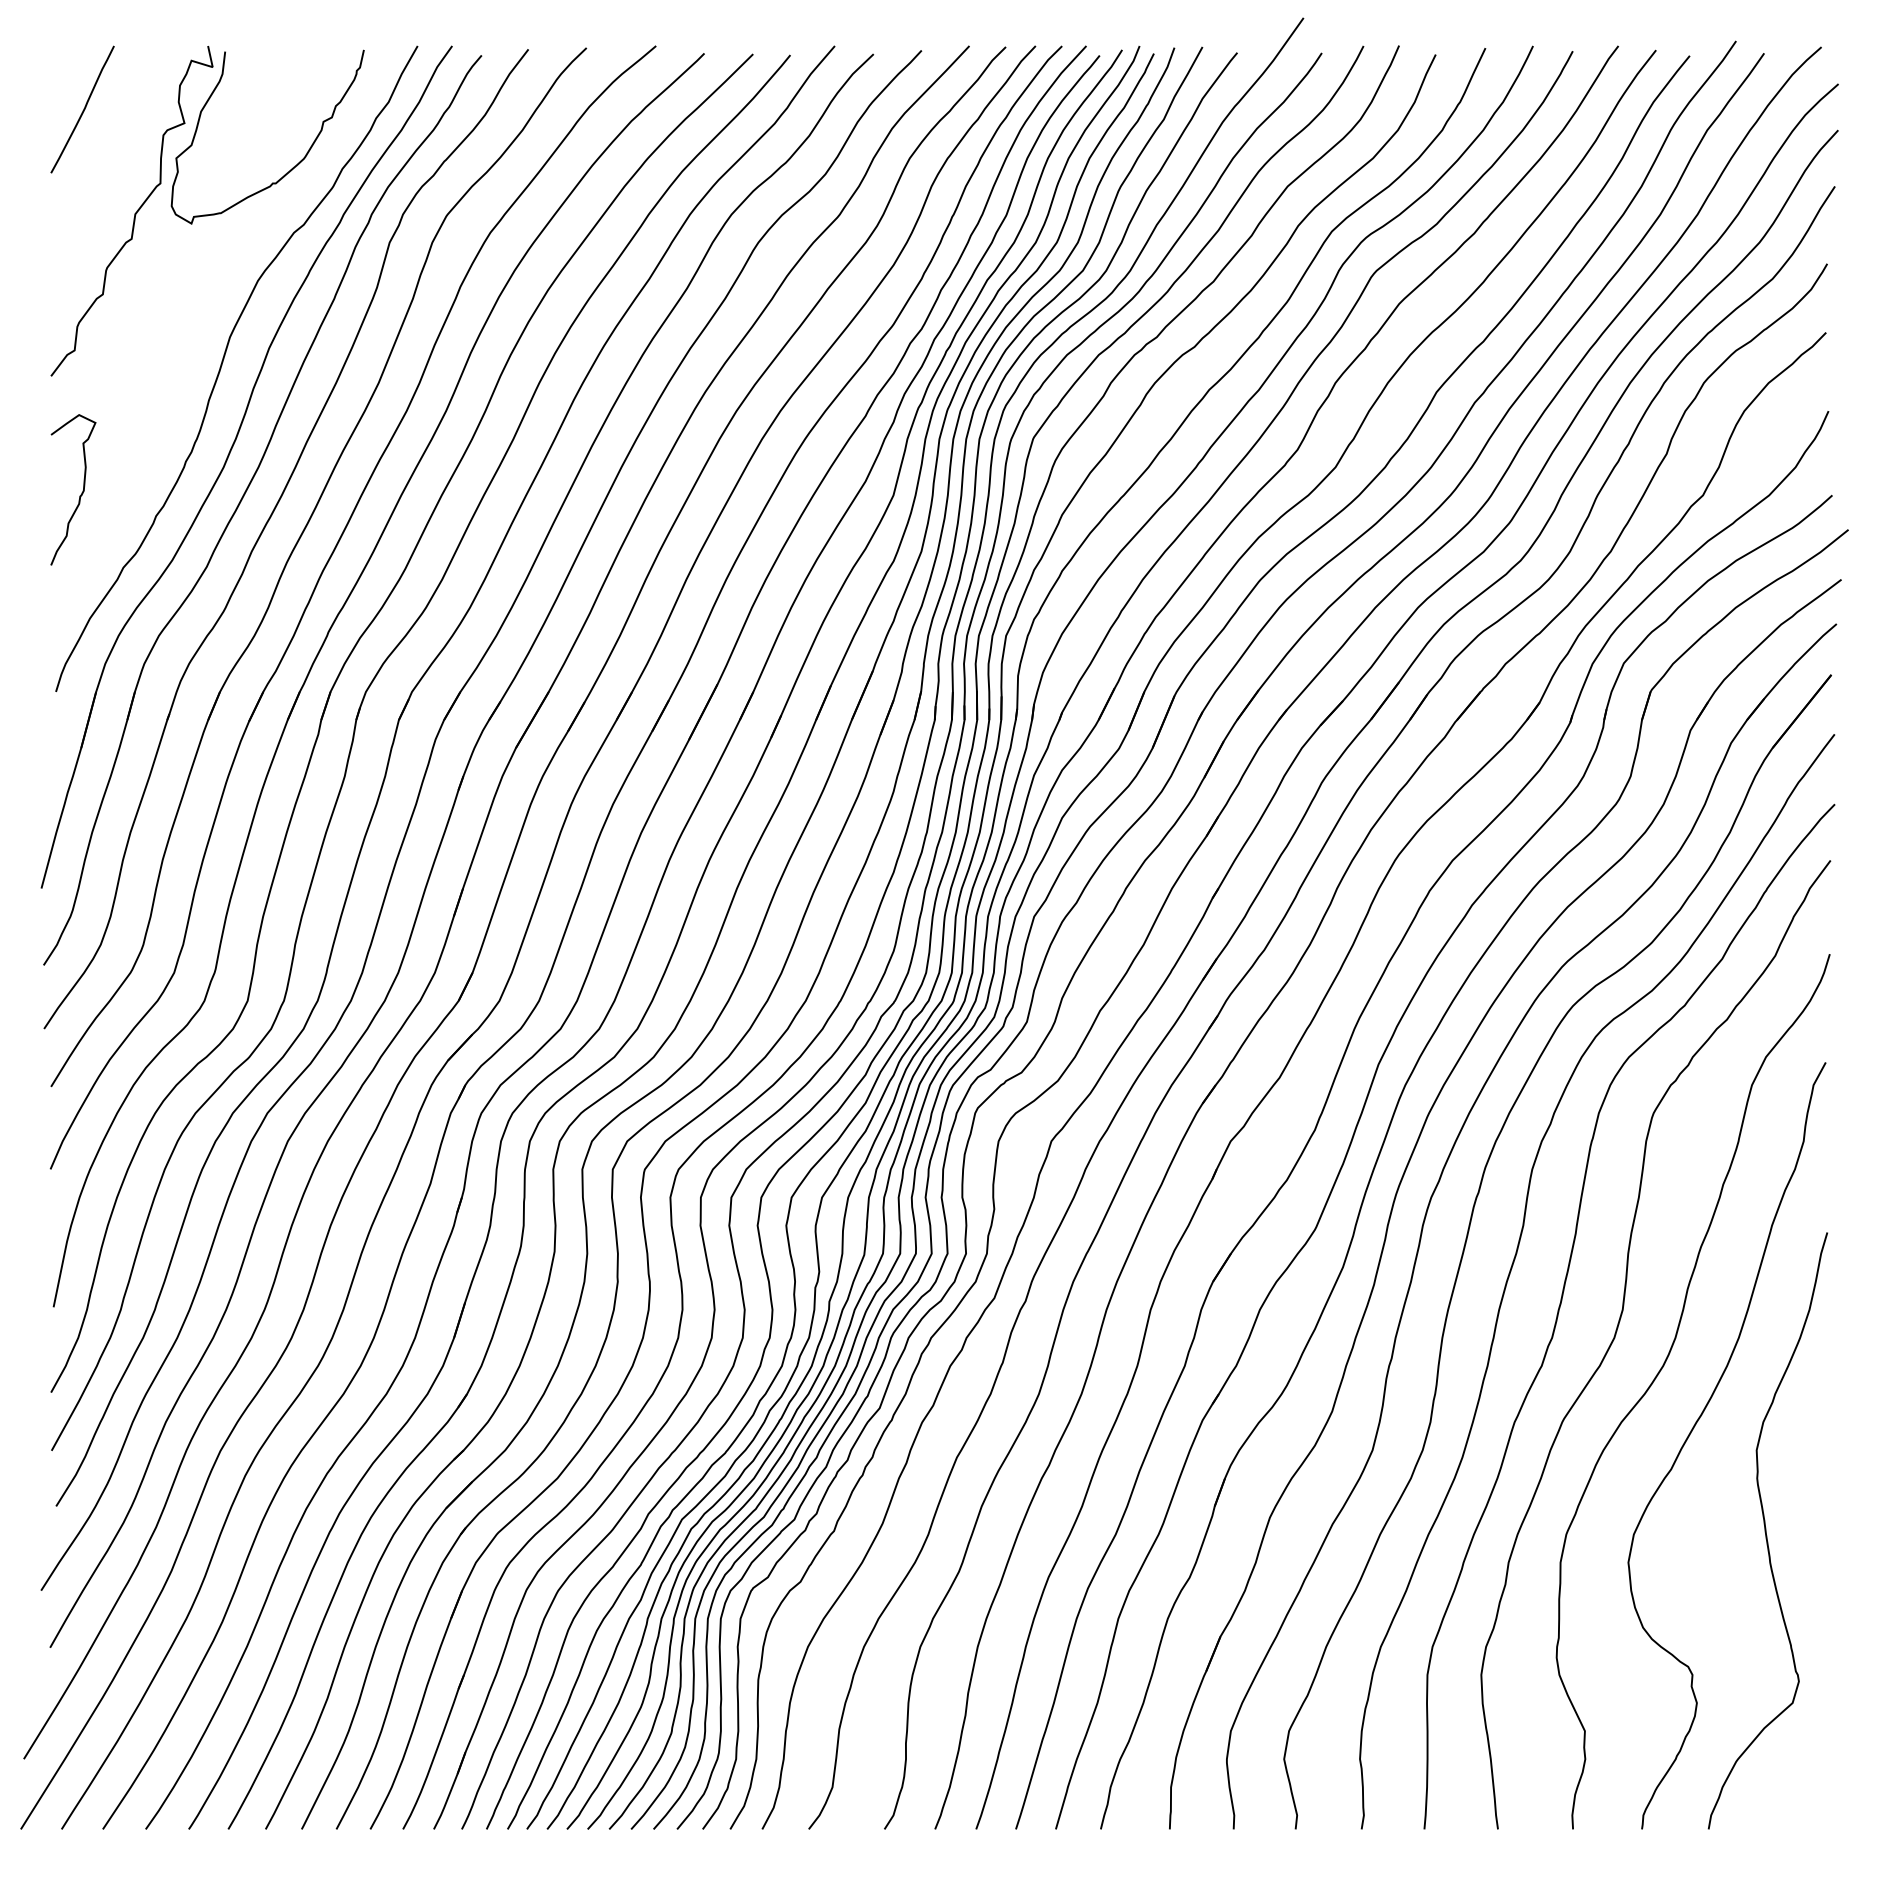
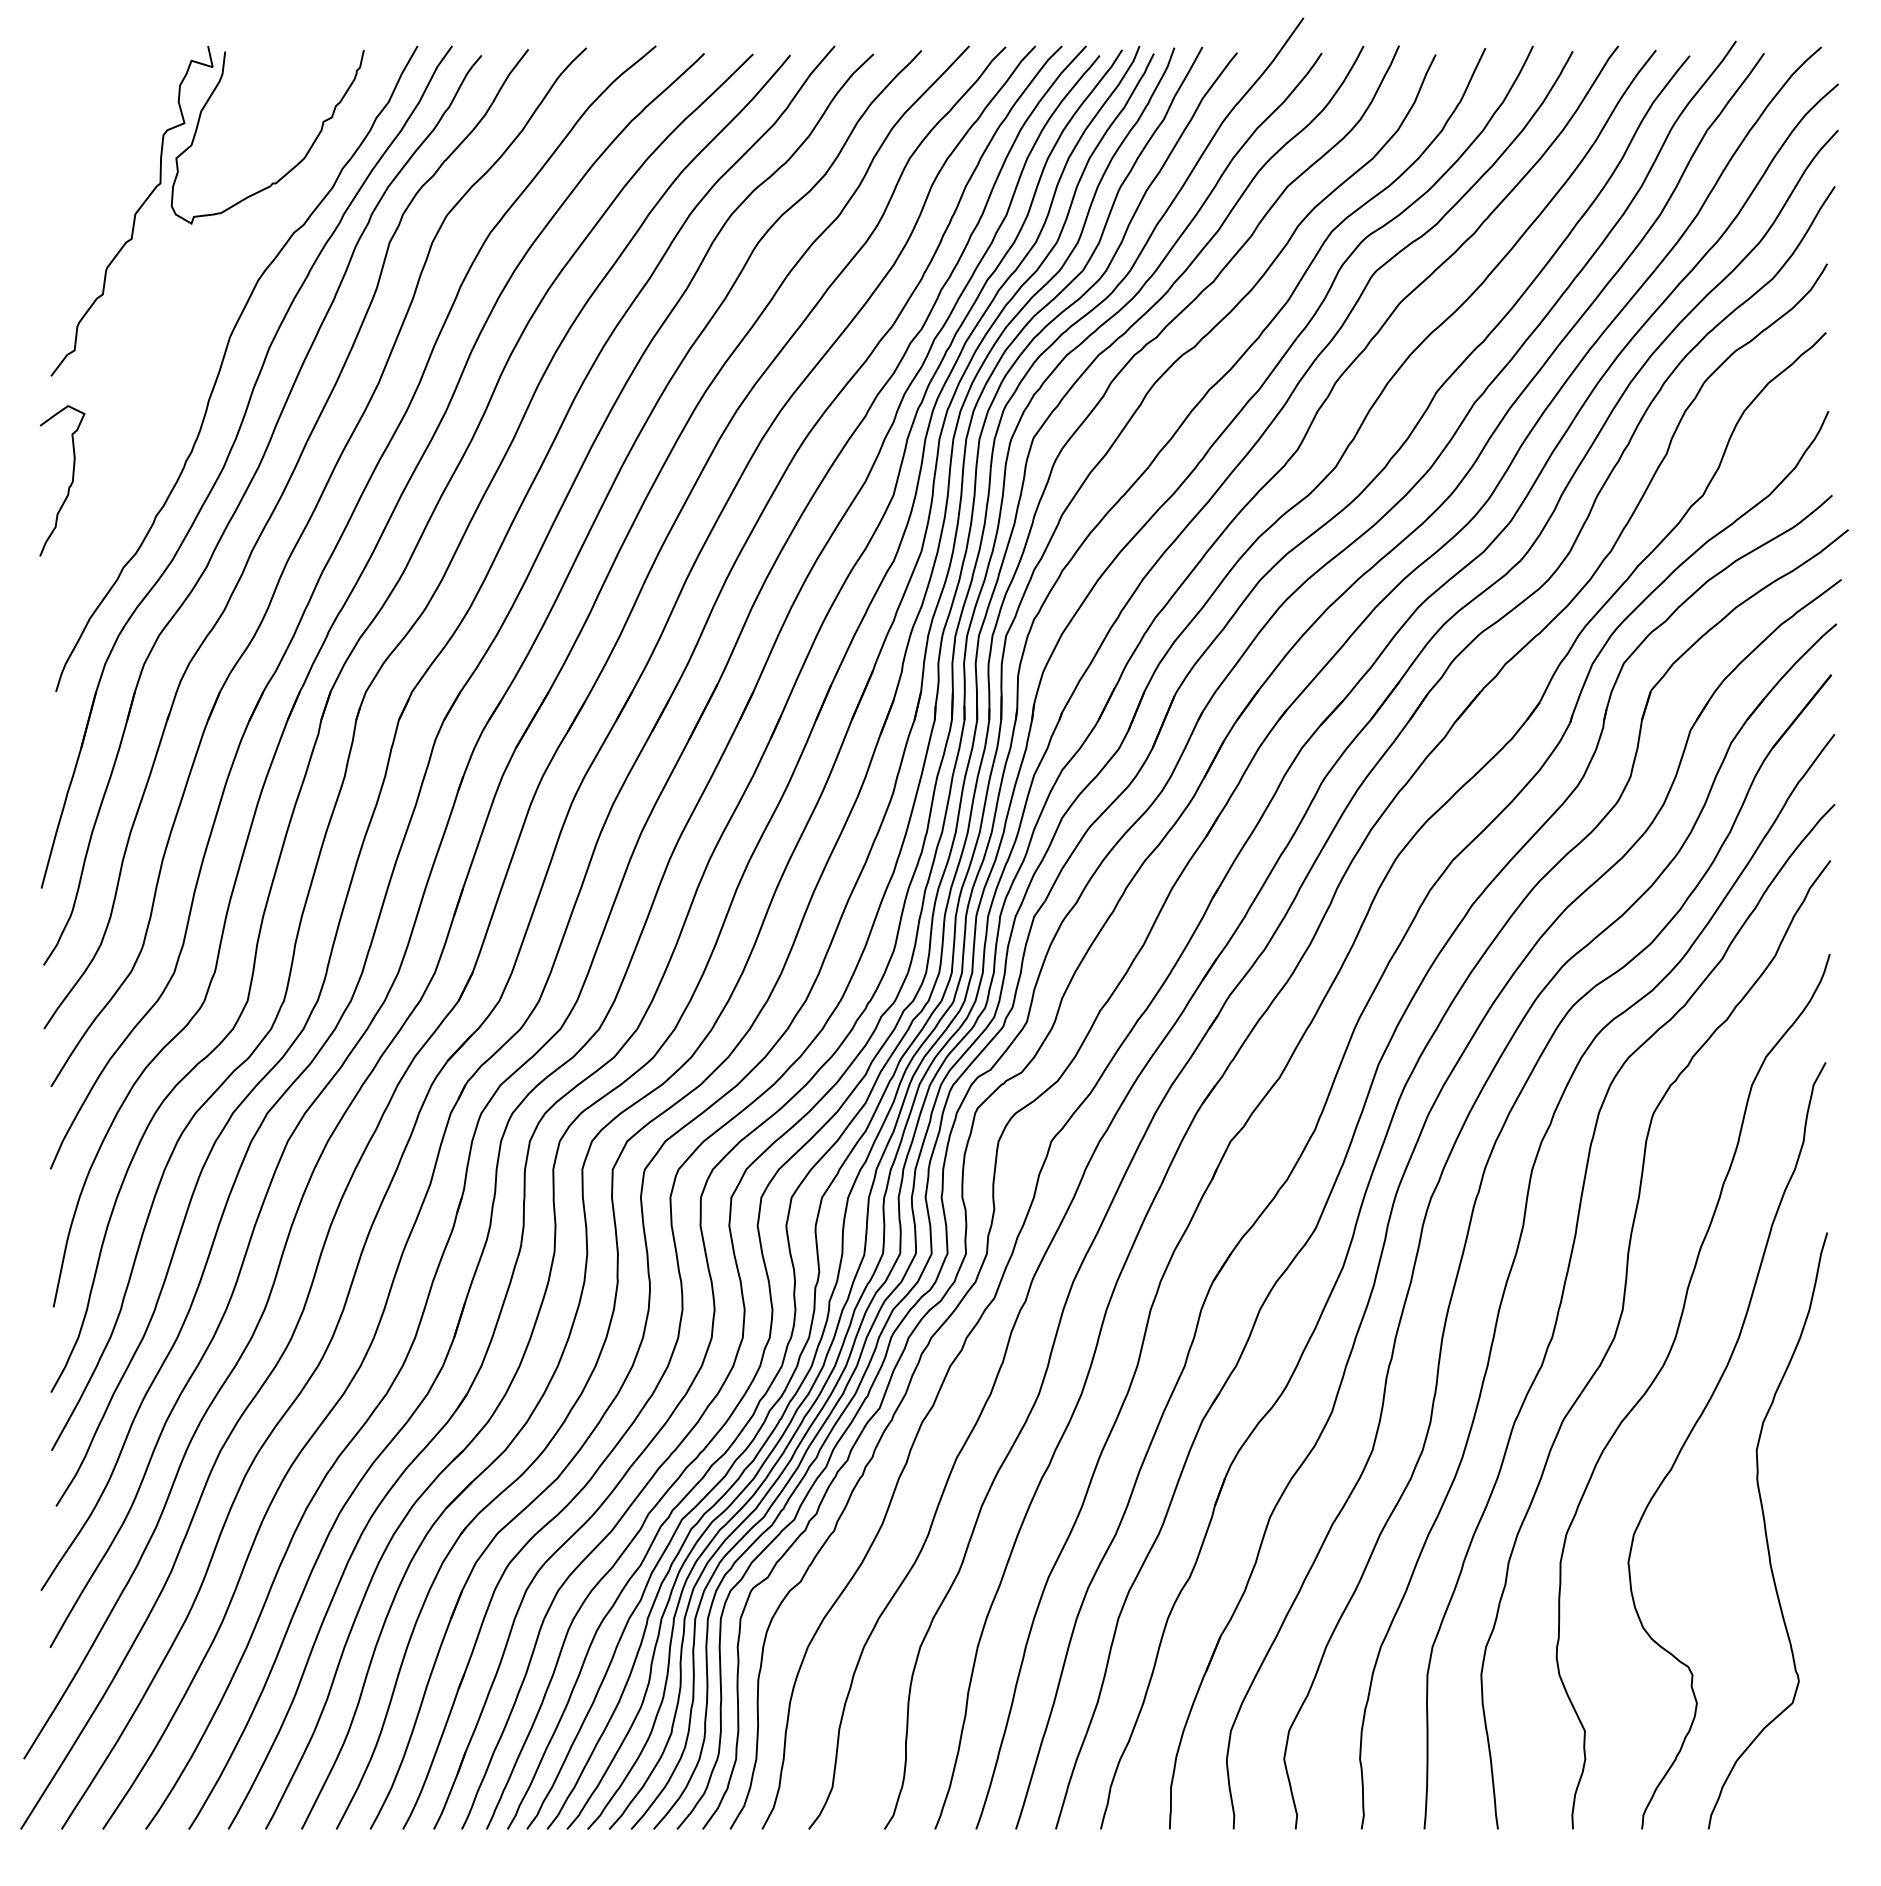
curve: present -> none (83, 109)
curve position: (79, 495) -> (68, 486) (68, 486)
